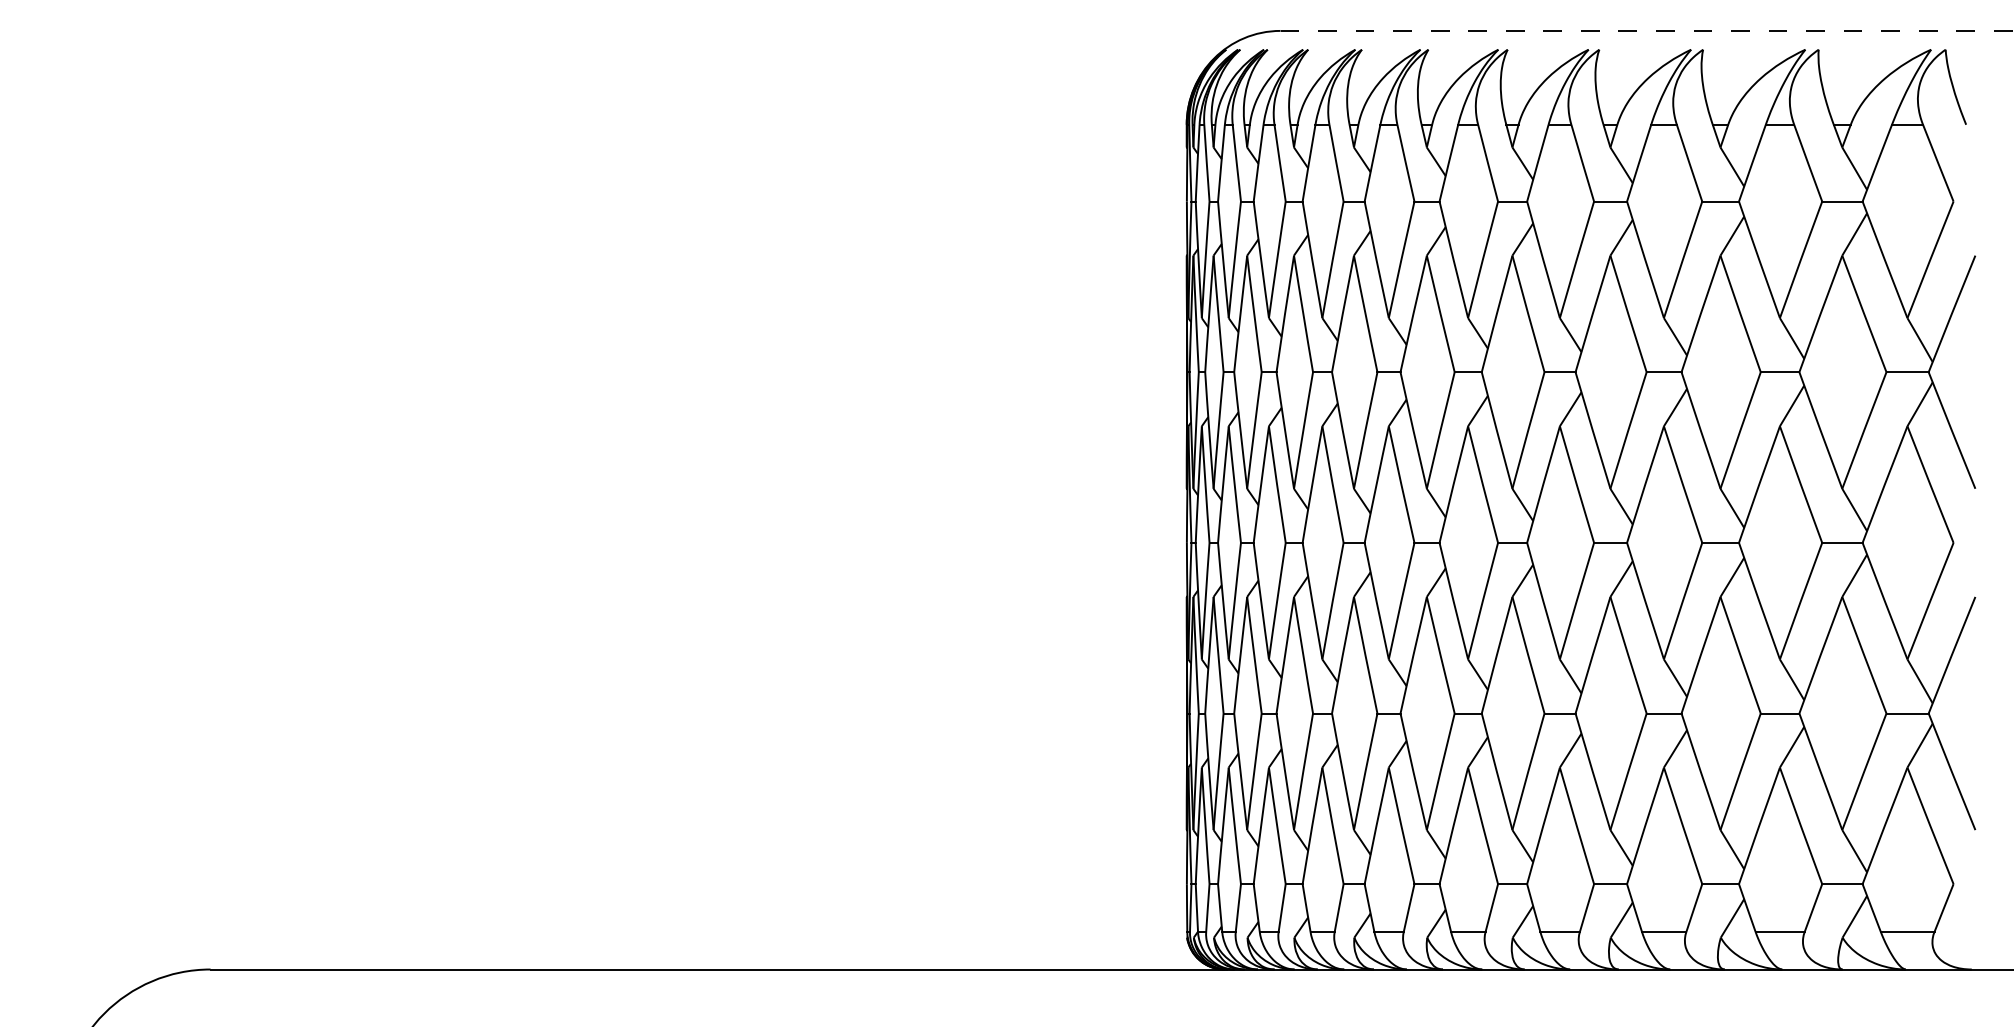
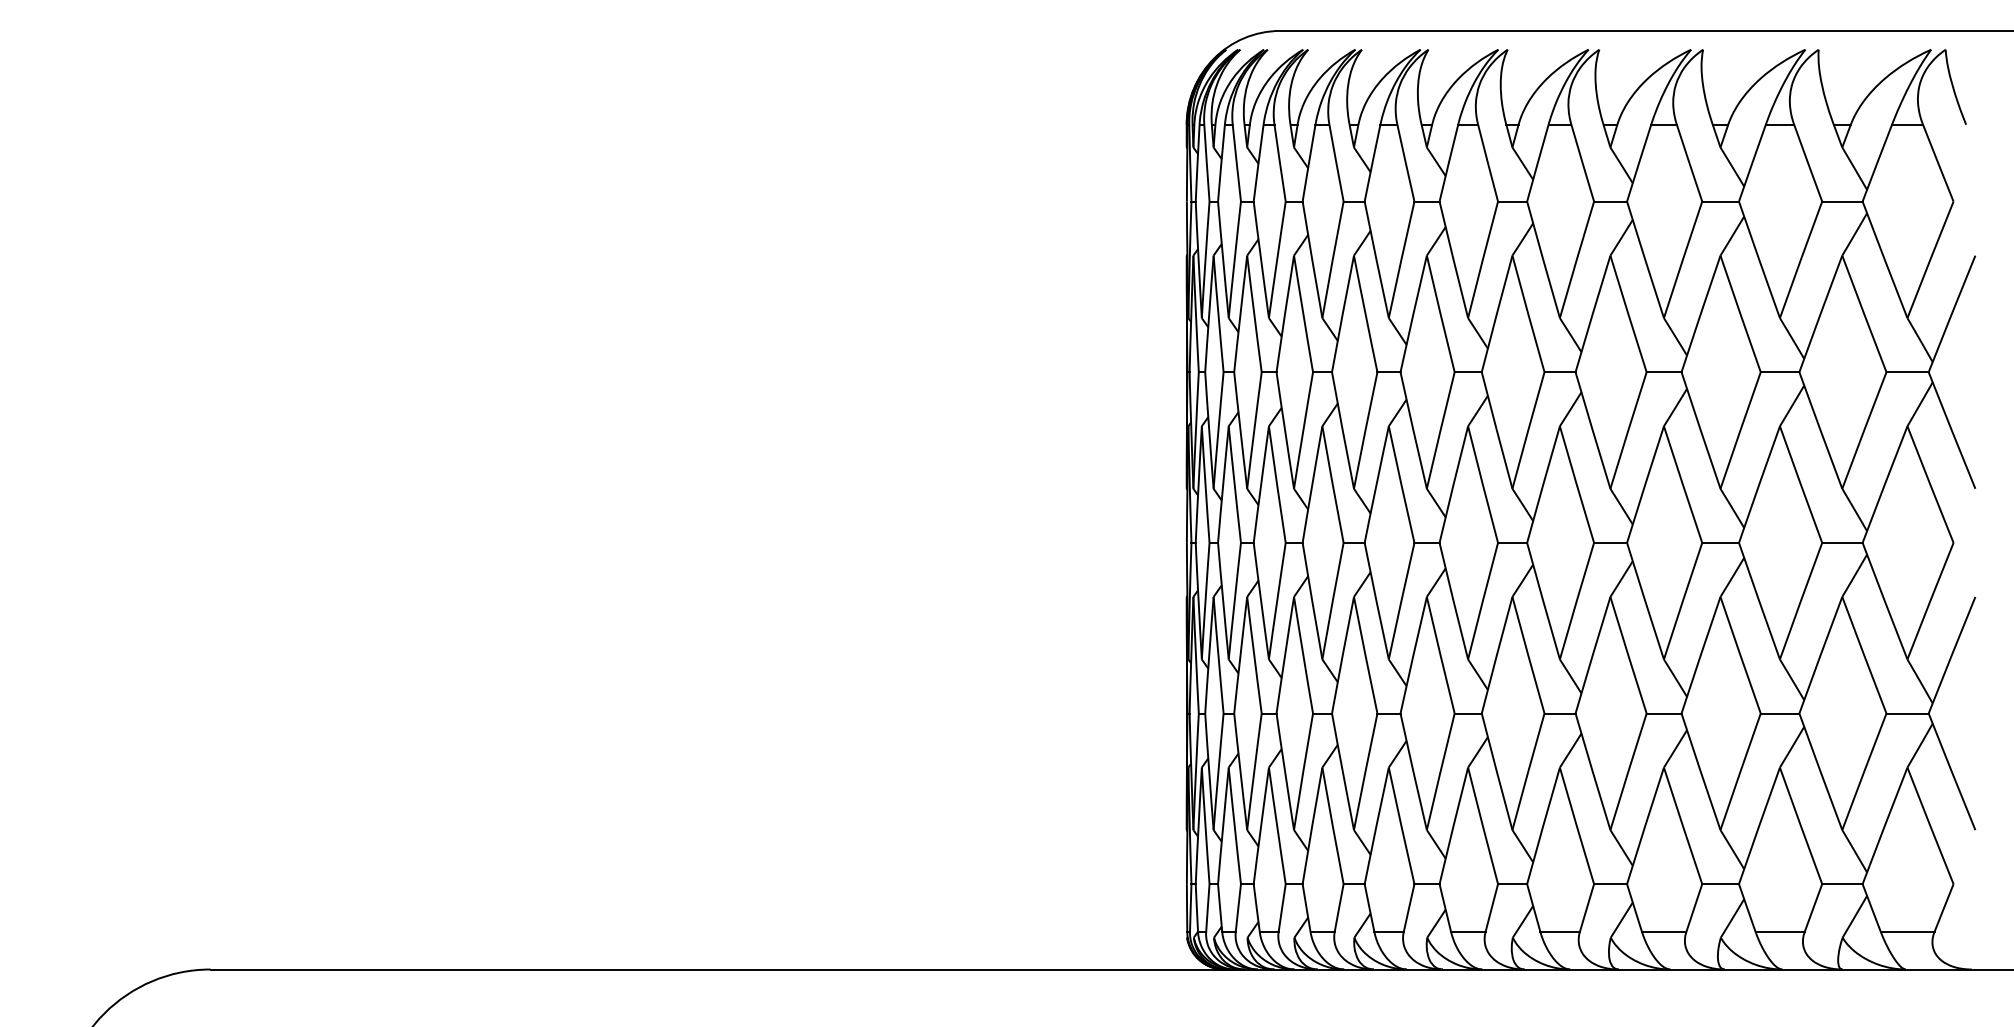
line: dashed -> solid (1647, 30)
